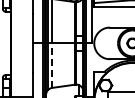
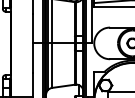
line: dashed -> solid (52, 65)
